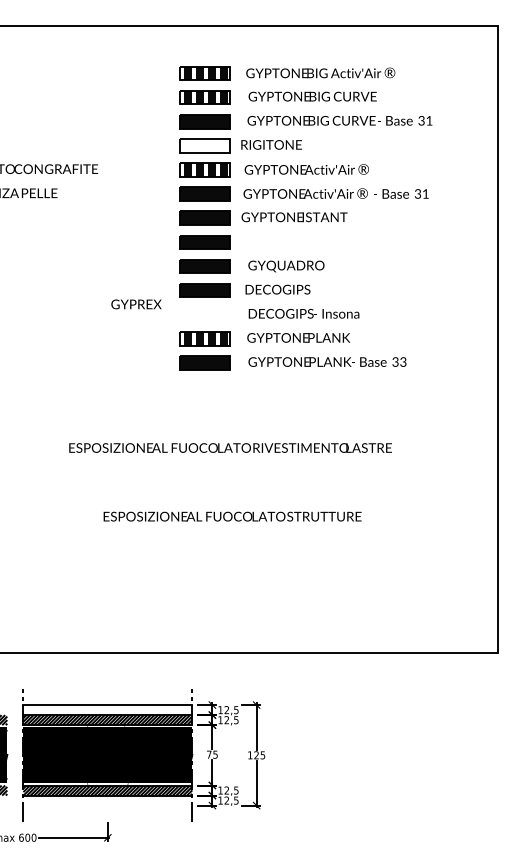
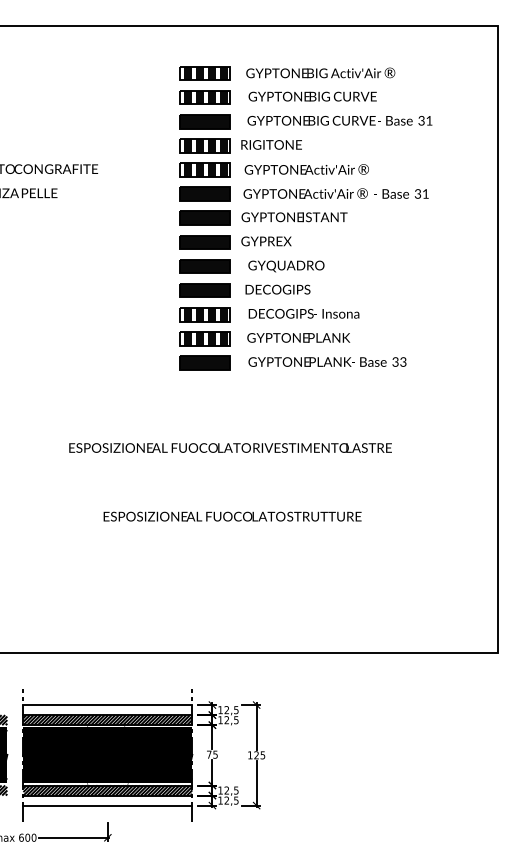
hatch: none -> present (205, 145)
text position: (136, 304) -> (266, 241) (266, 241)
part: none -> present (204, 314)
line: none -> present (107, 805)
